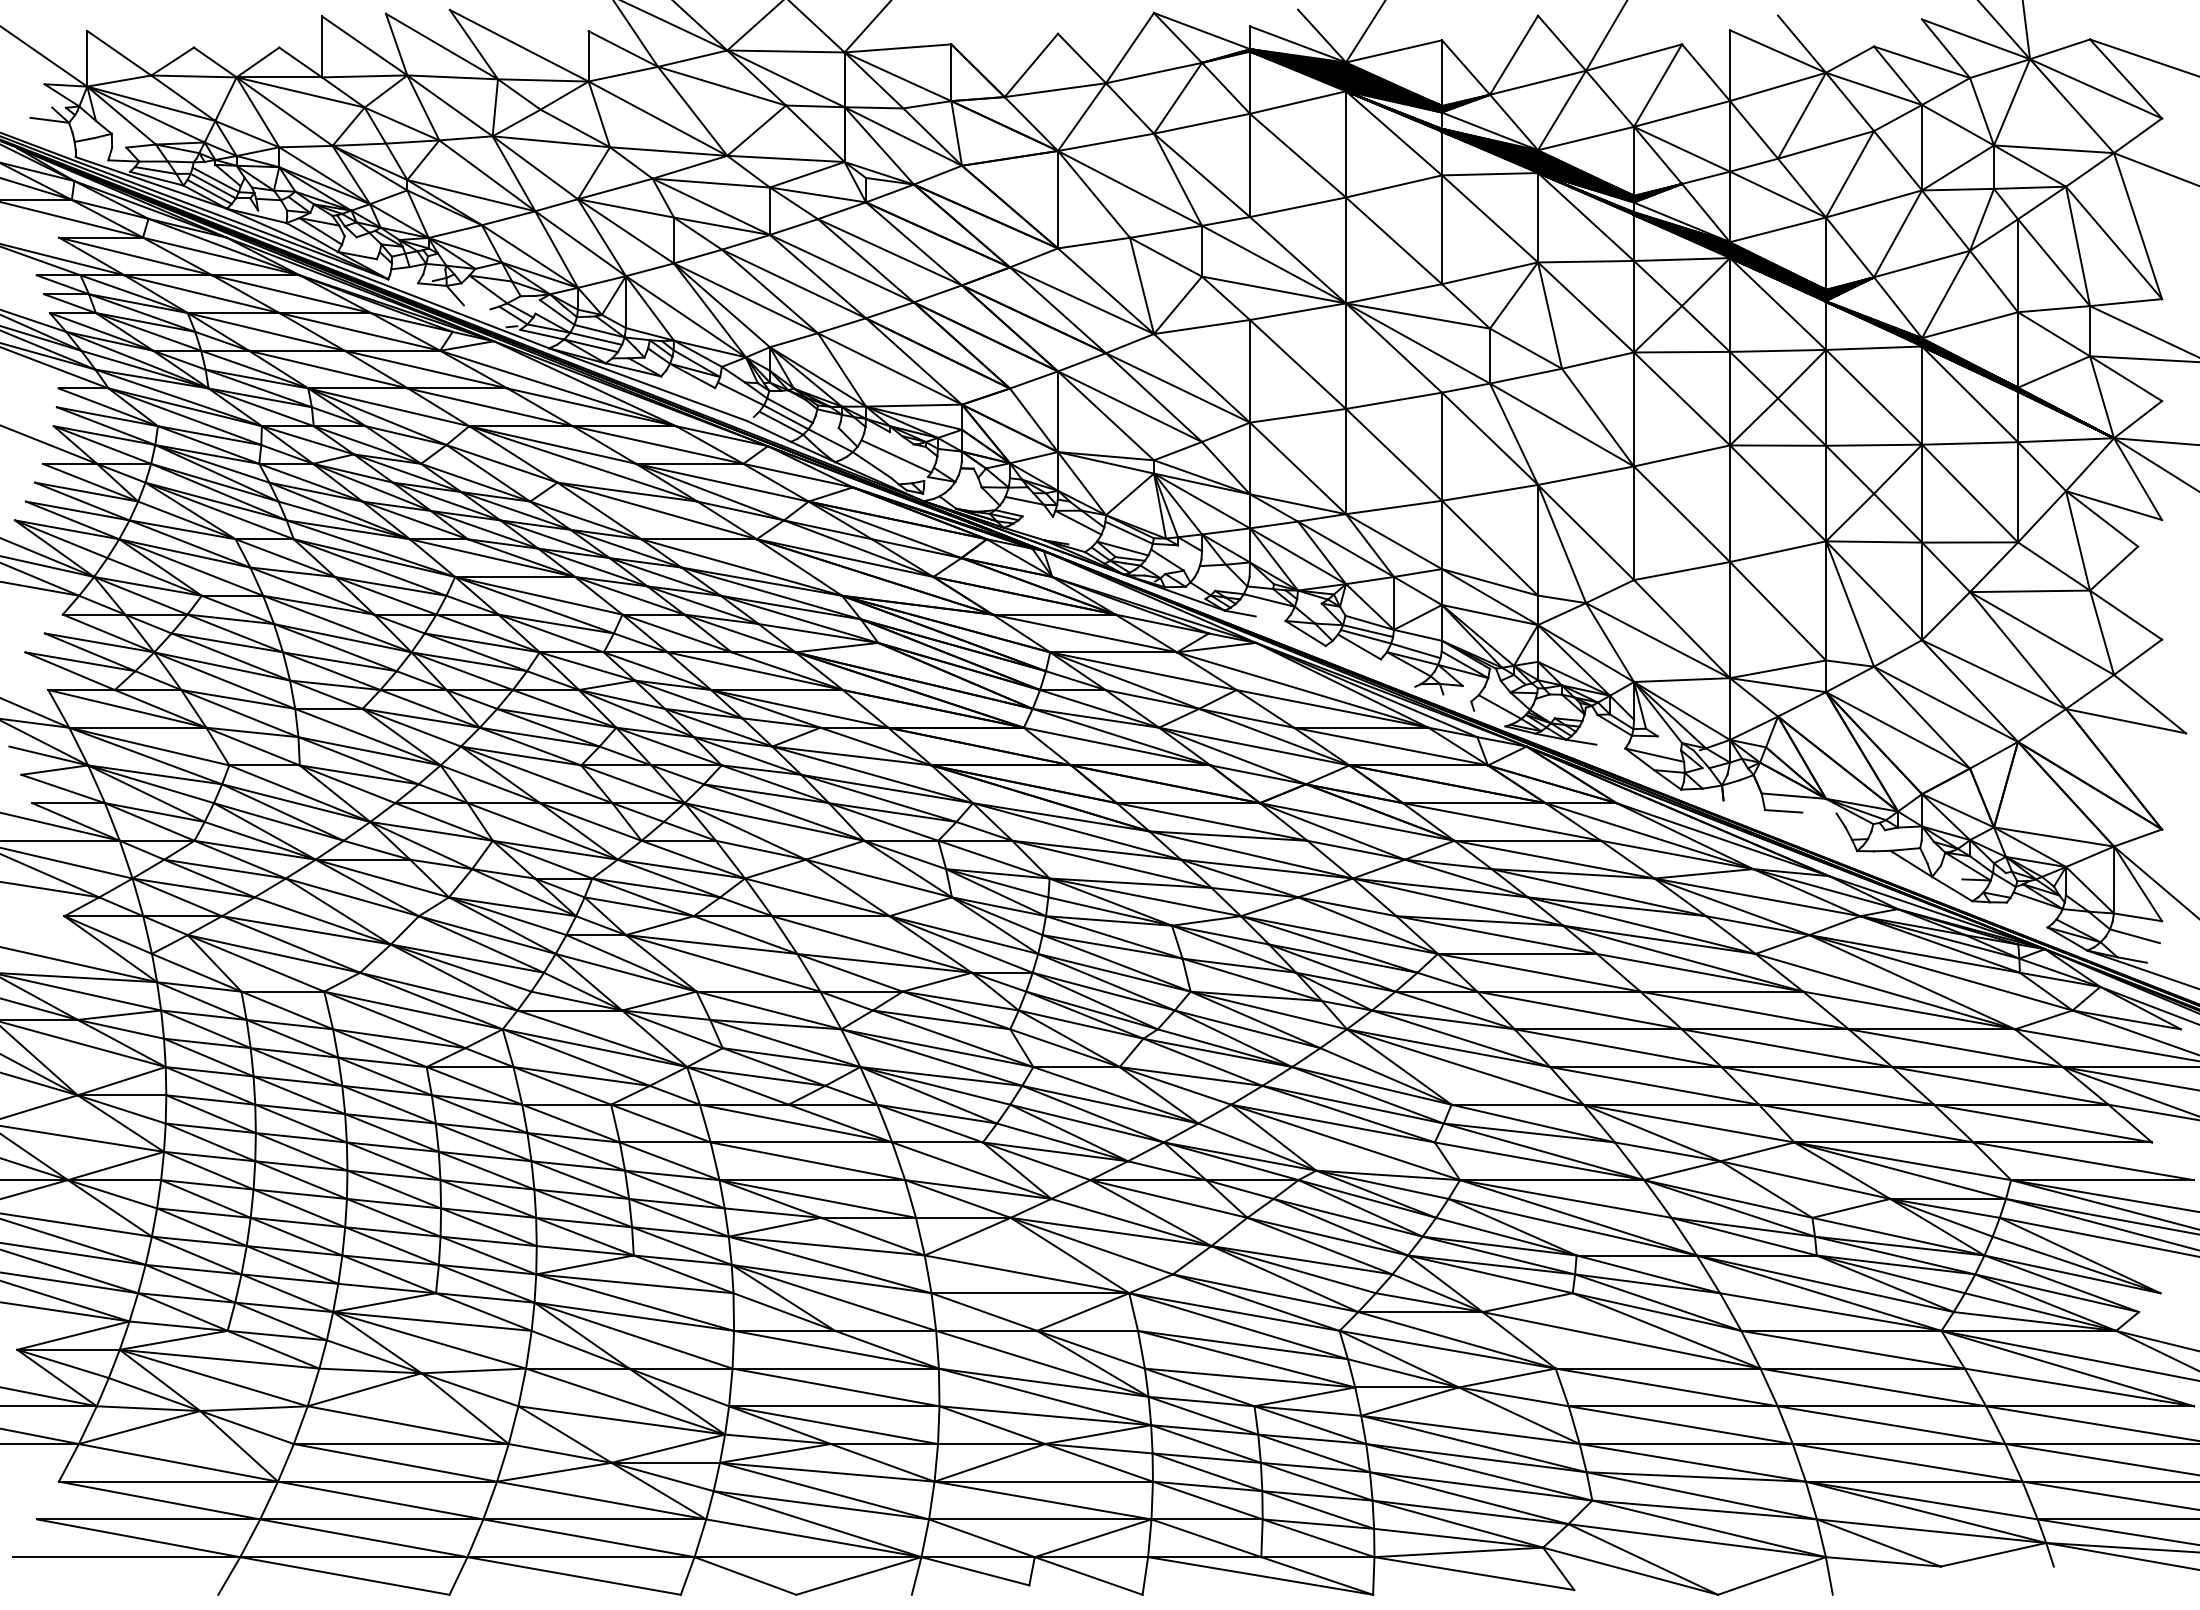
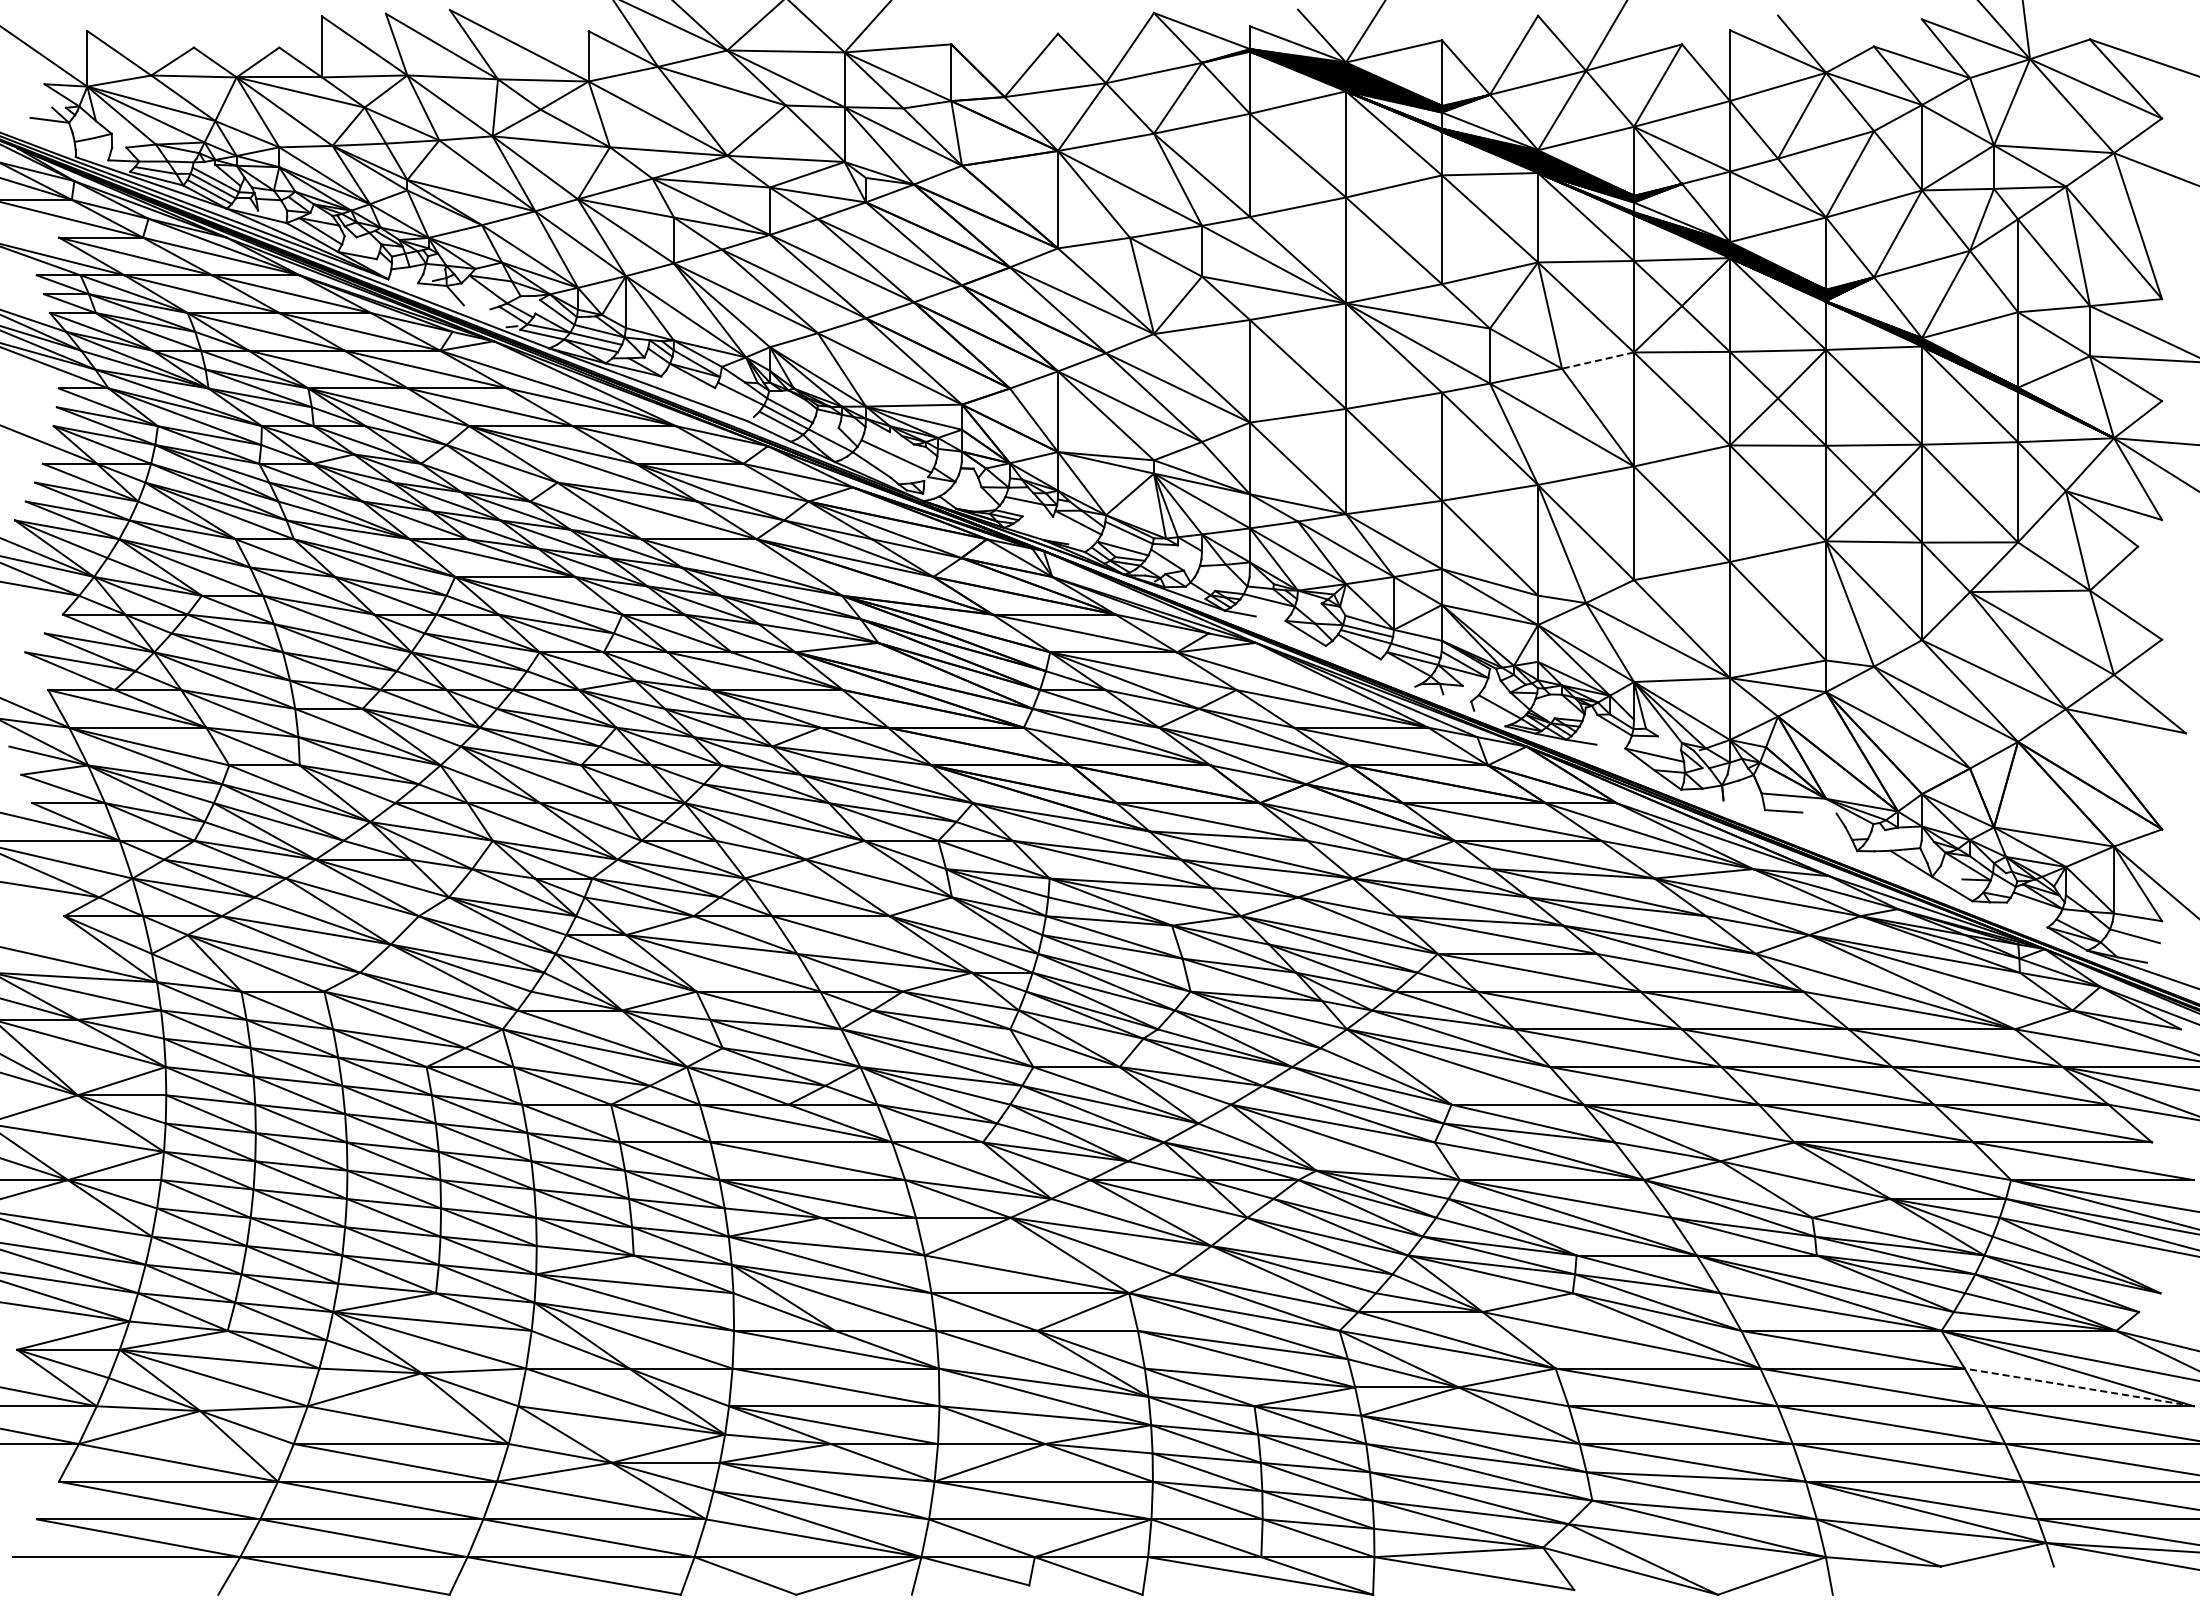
line: solid -> dashed (1598, 360)
line: solid -> dashed (2078, 1387)
